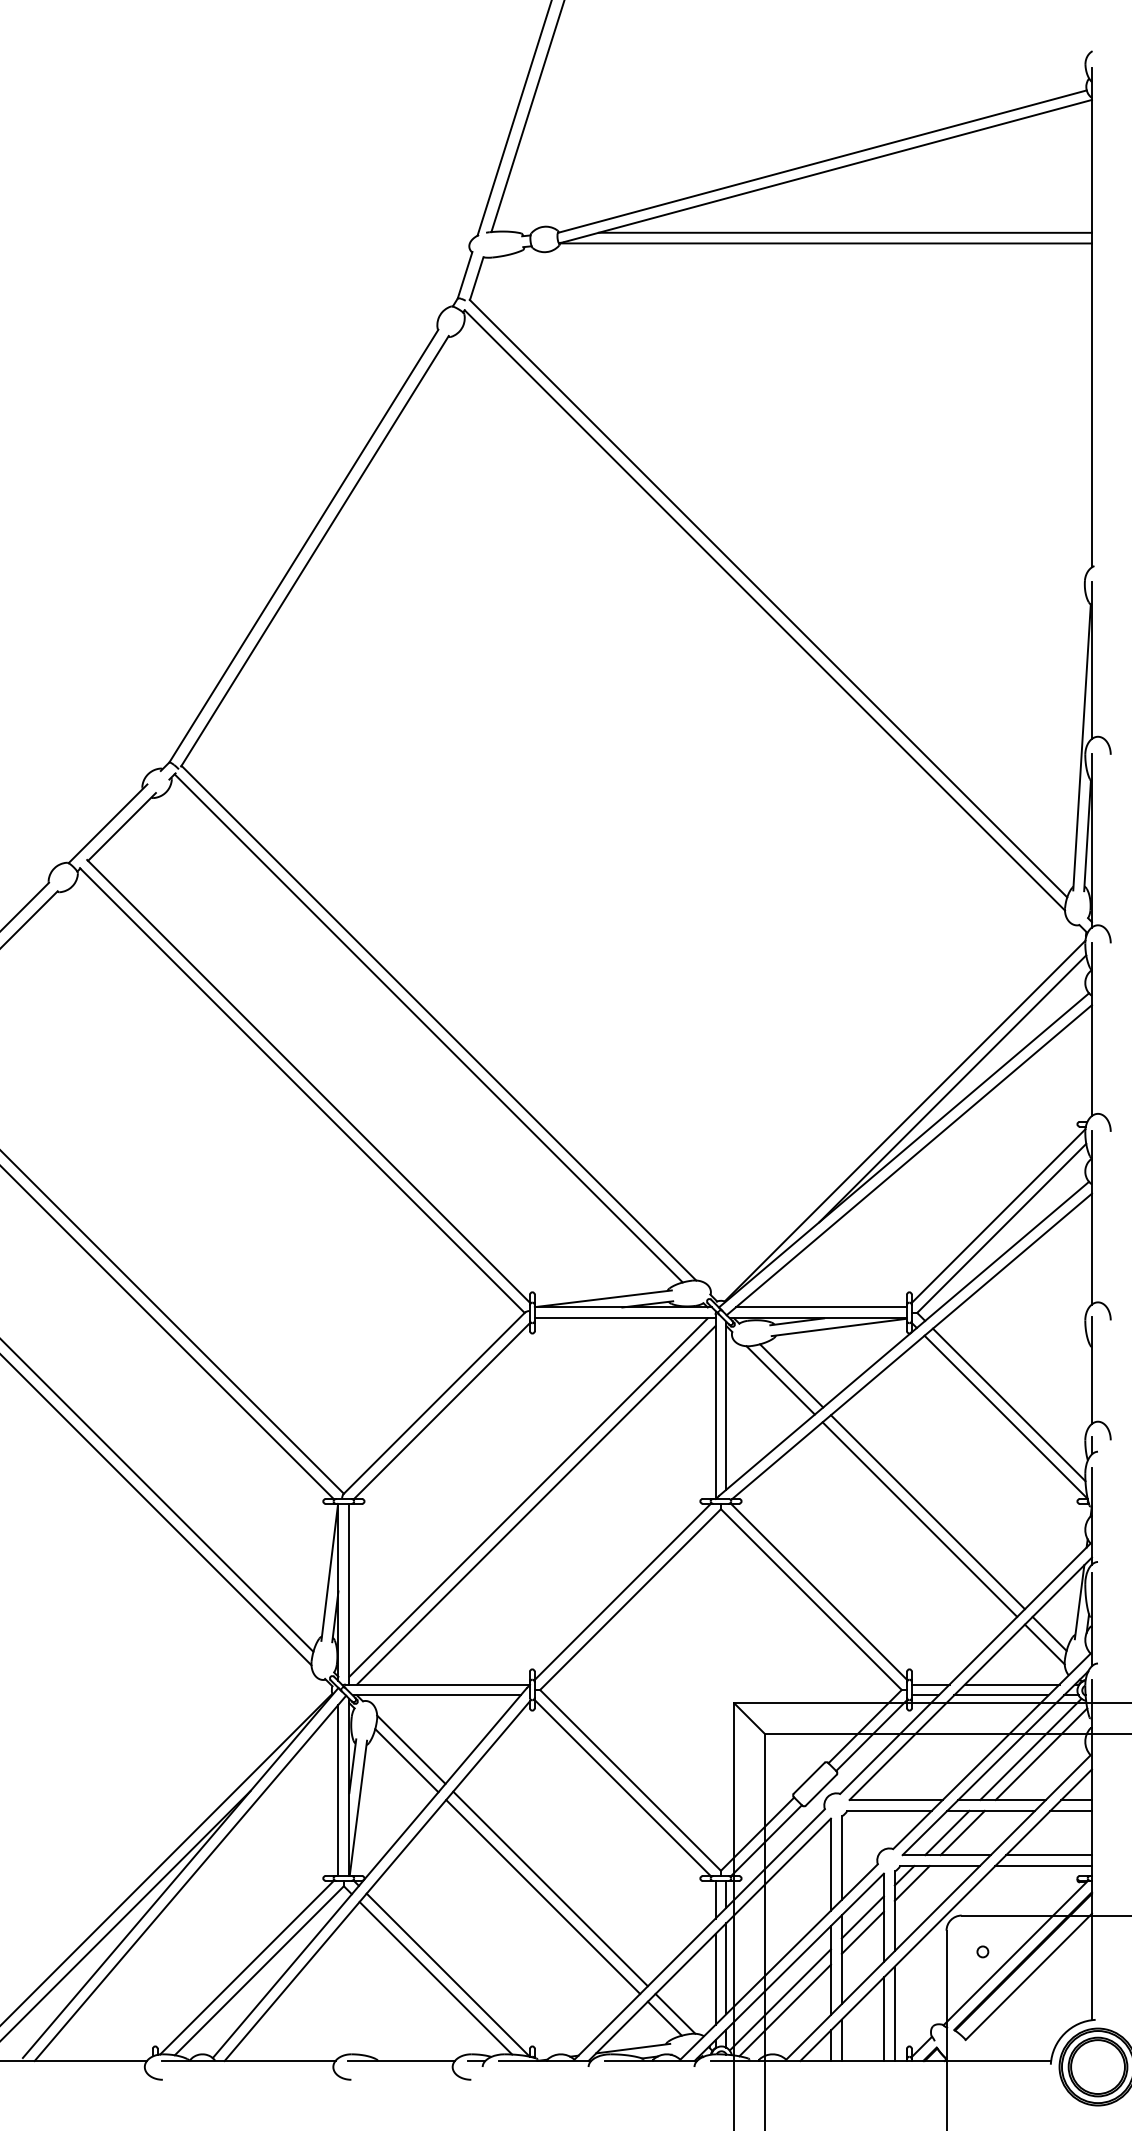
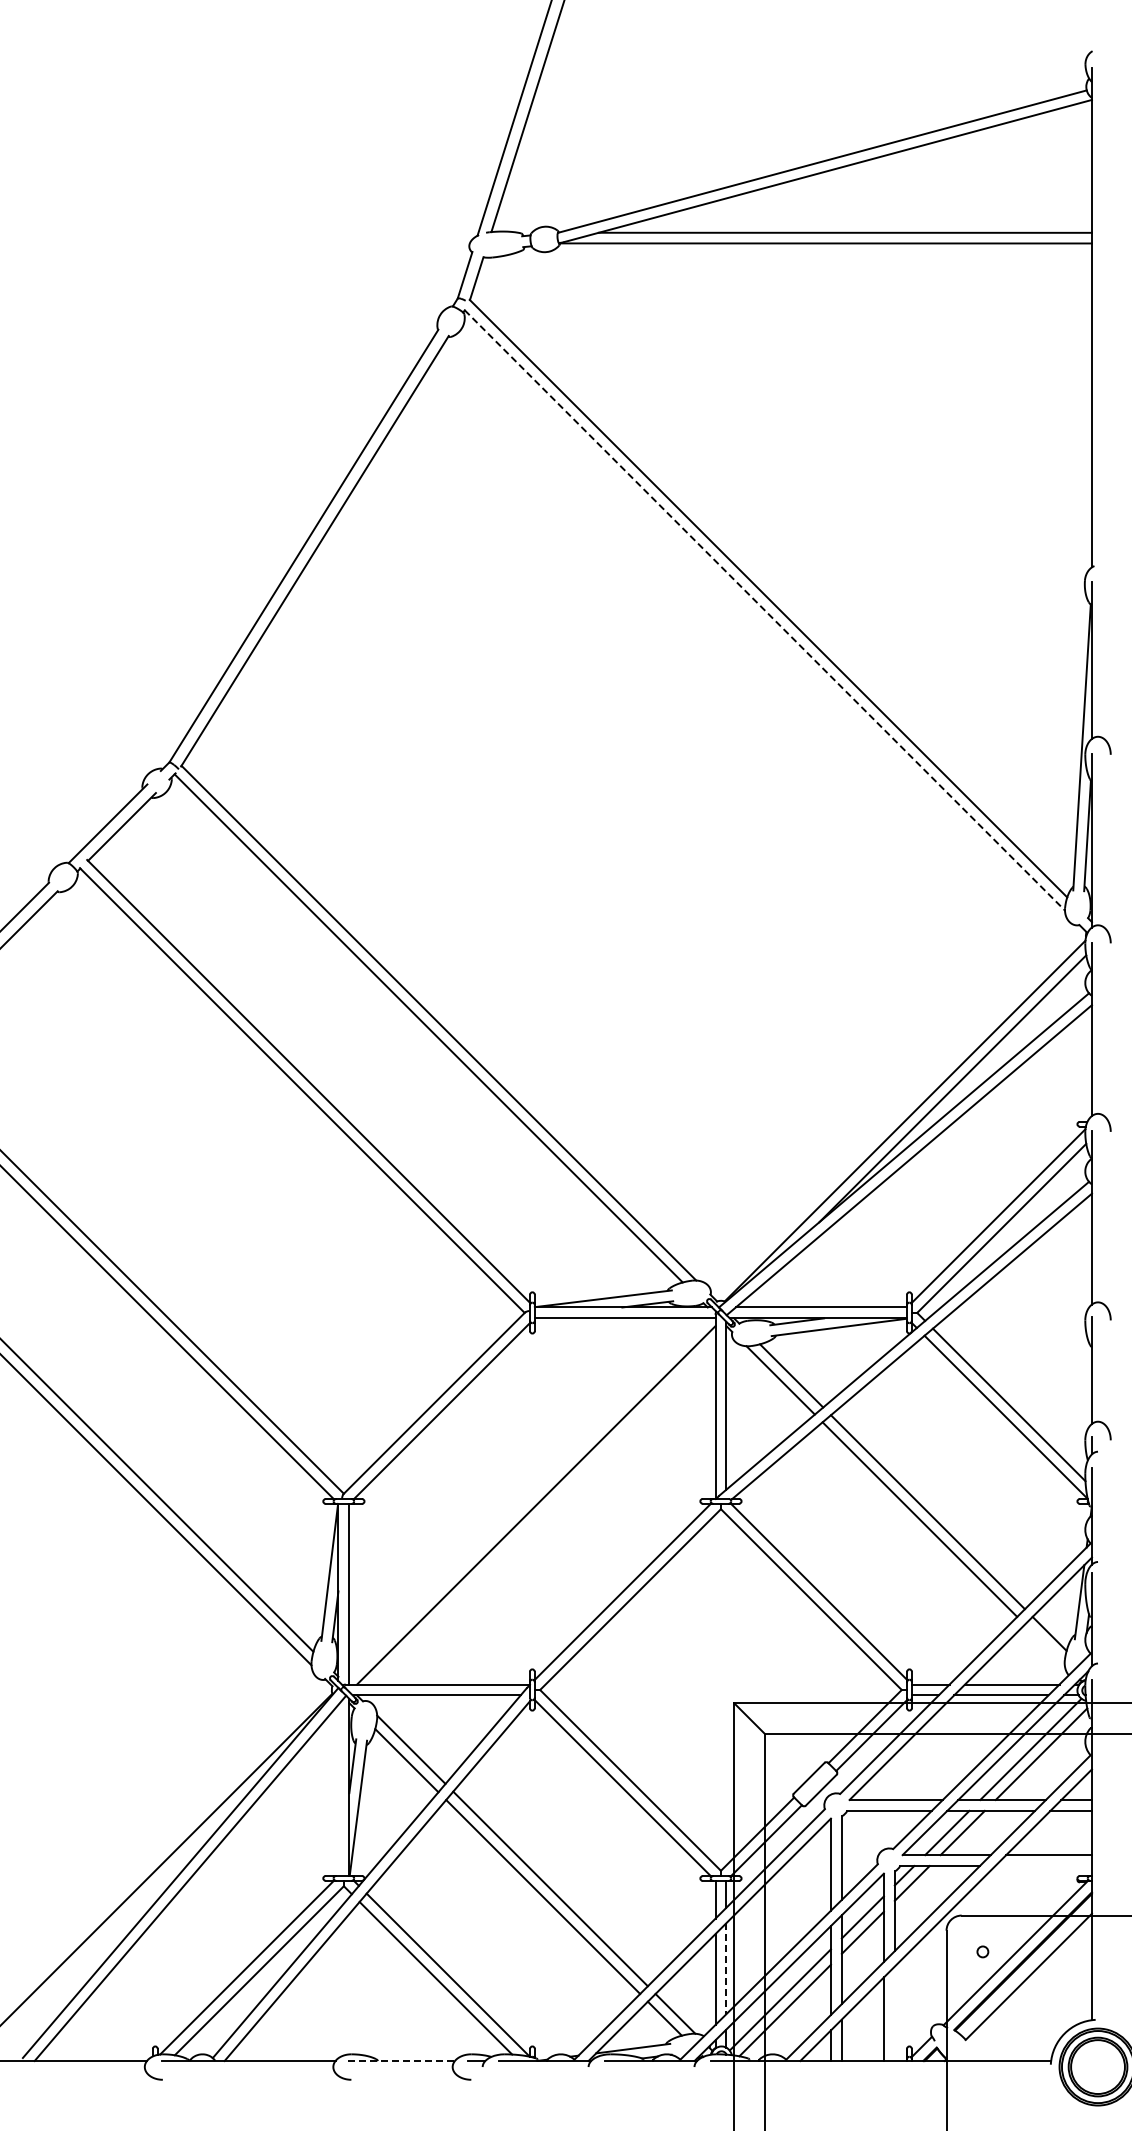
line: solid -> dashed (765, 610)
line: present -> none (528, 1497)
line: present -> none (1044, 1644)
line: present -> none (338, 1790)
line: present -> none (1043, 1866)
line: present -> none (126, 1915)
line: solid -> dashed (726, 1969)
line: present -> none (894, 2013)
line: solid -> dashed (402, 2061)
